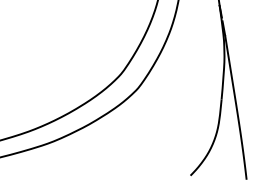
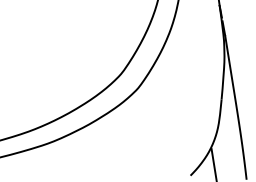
line: none -> present (213, 163)
